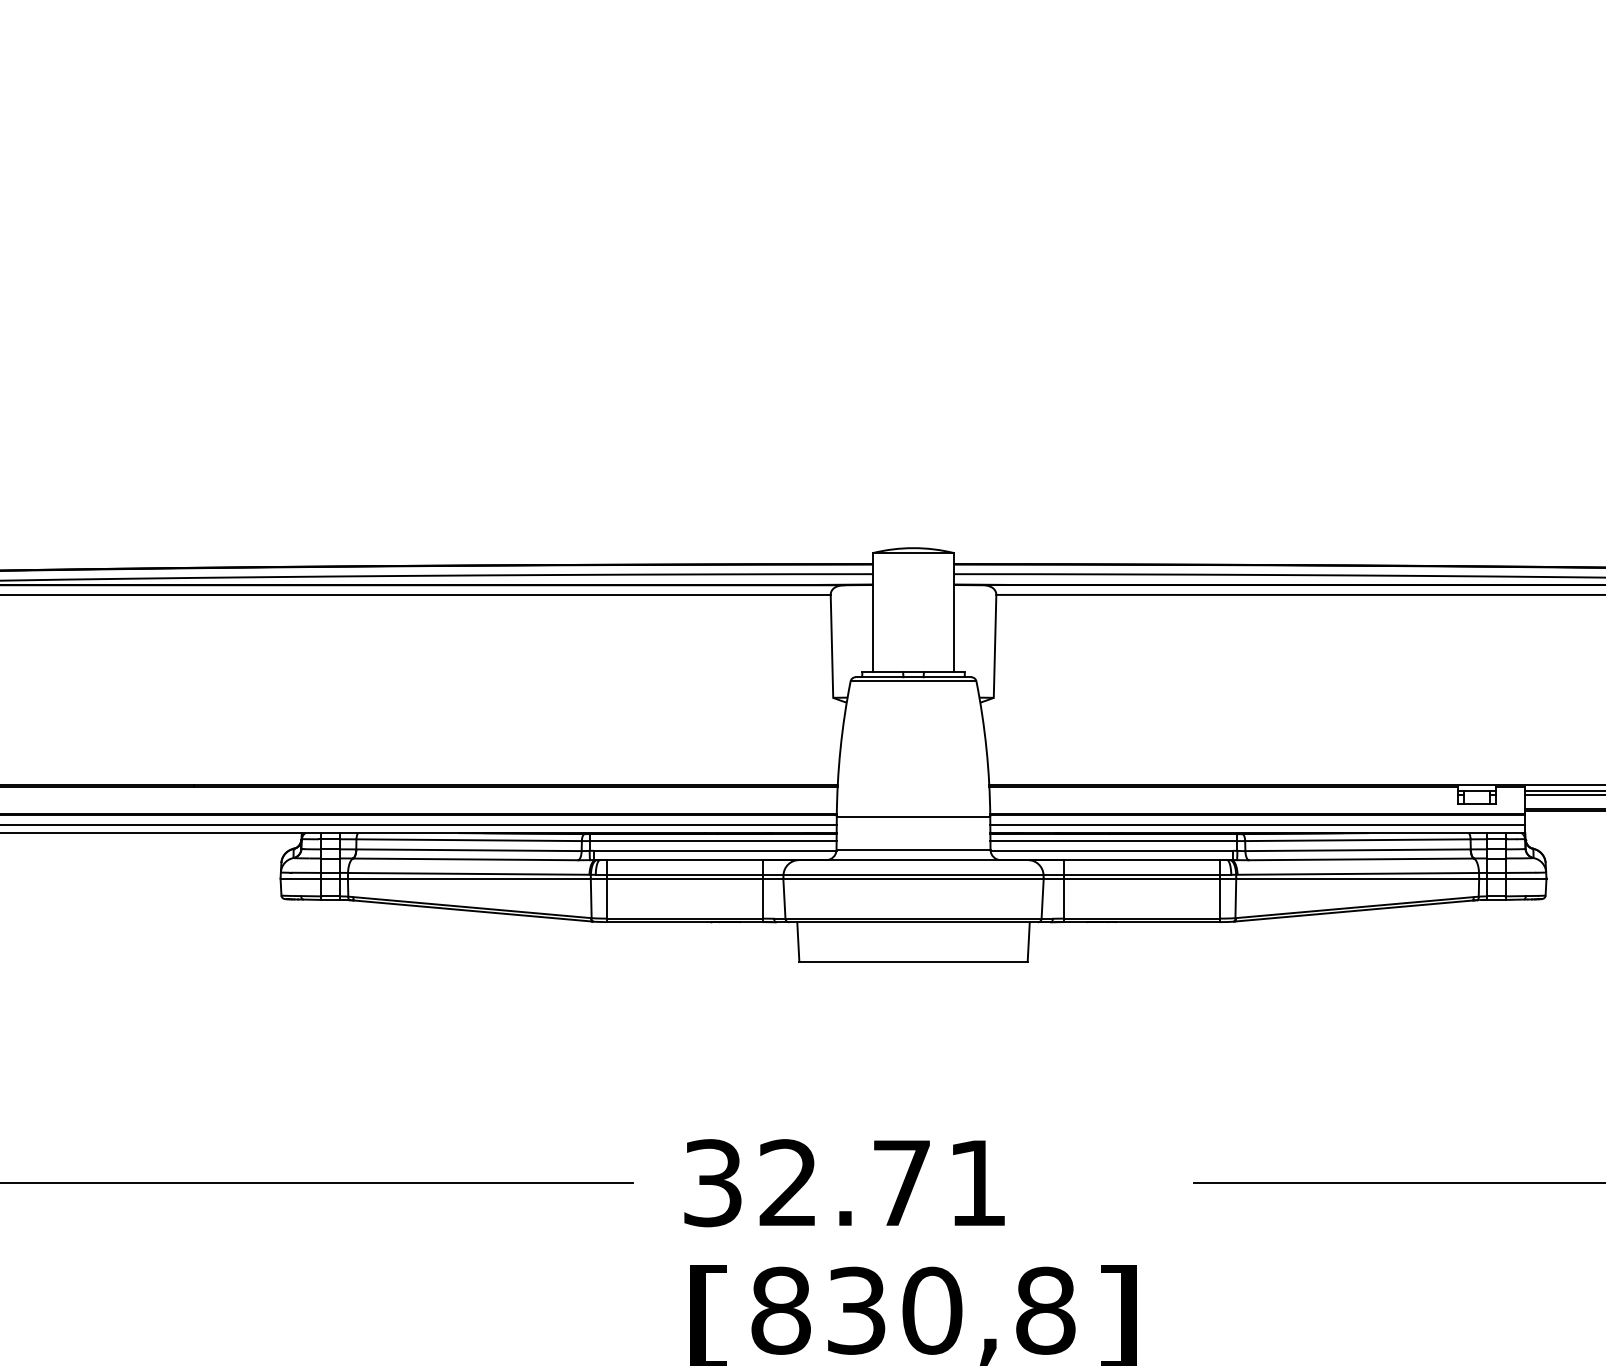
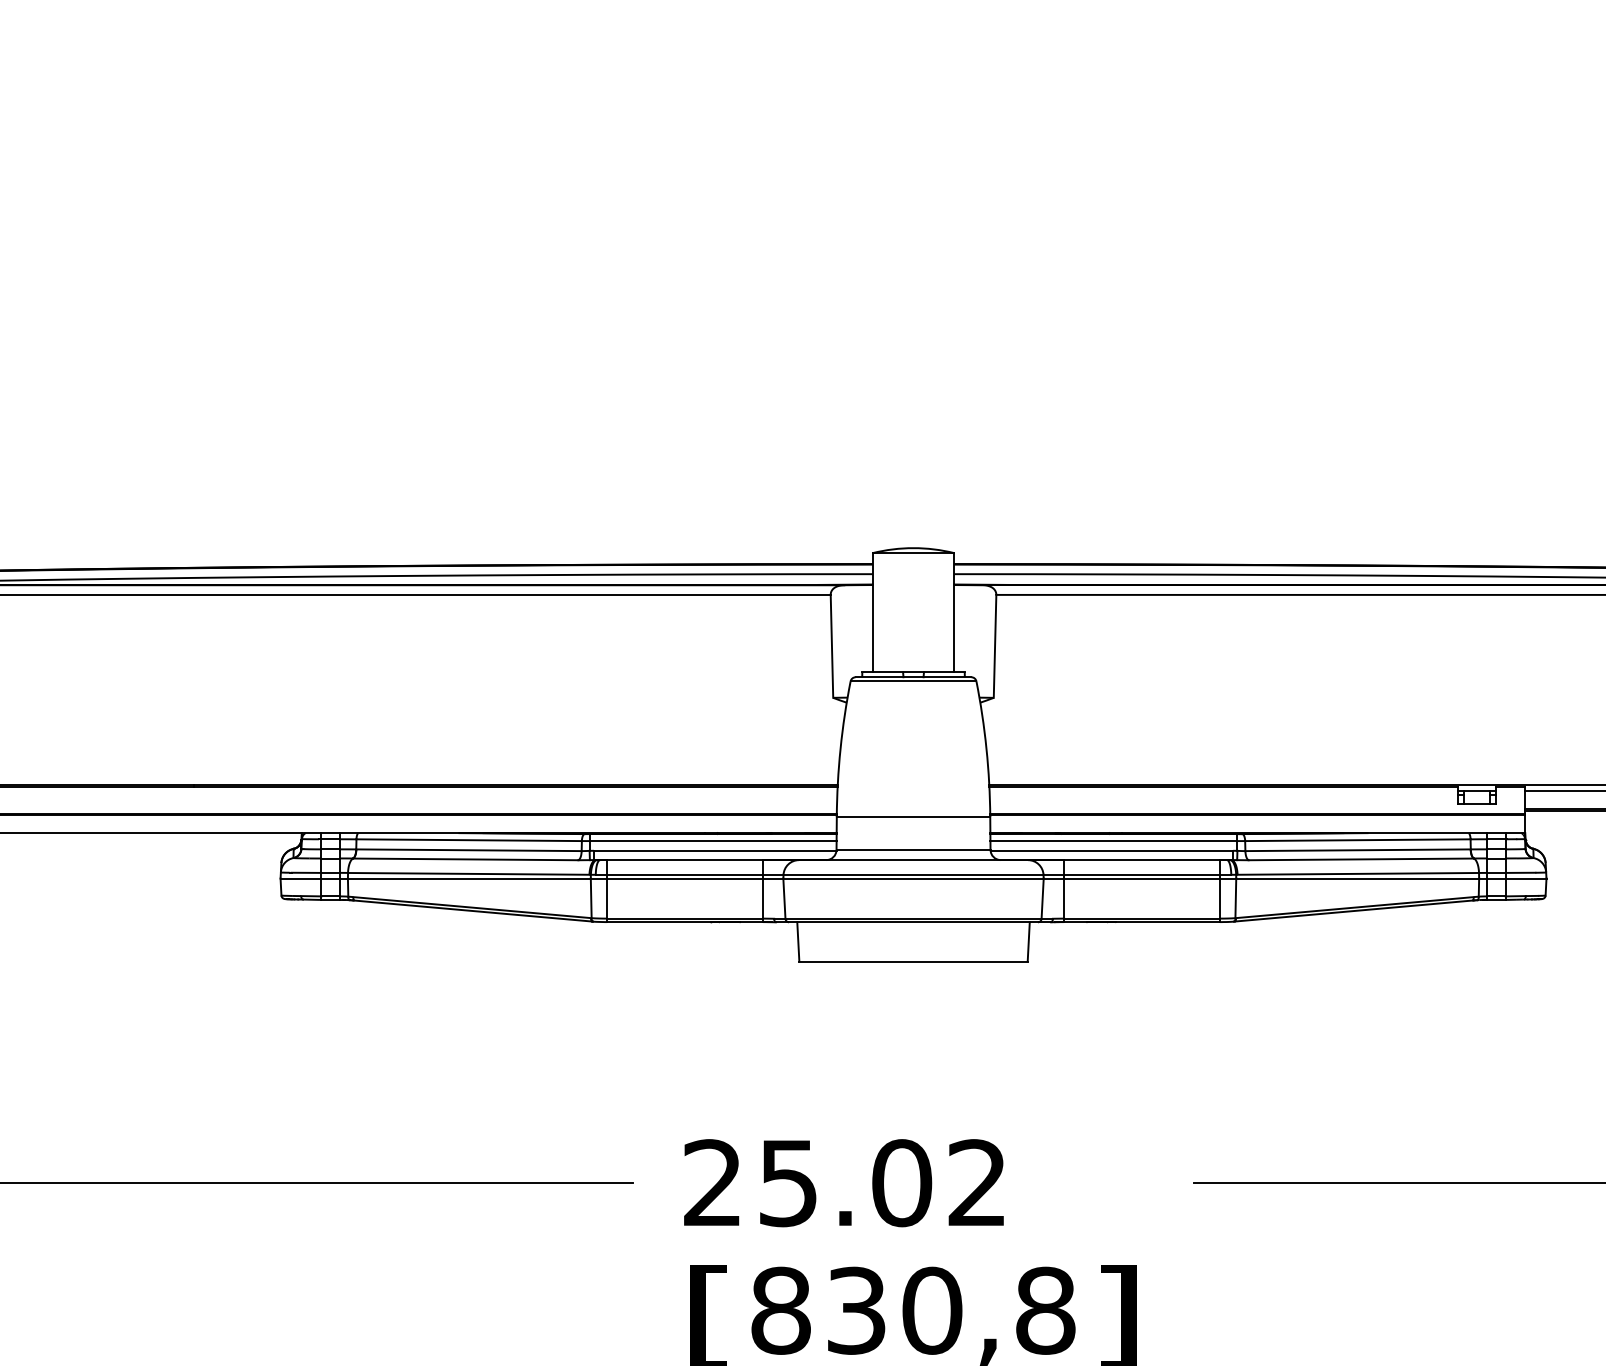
line: present -> none (1563, 794)
line: present -> none (419, 825)
line: present -> none (1257, 825)
text: 32.71 -> 25.02 (844, 1183)
